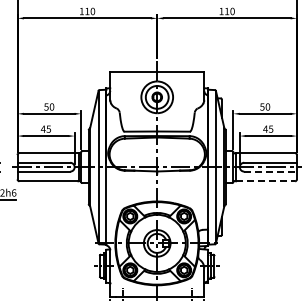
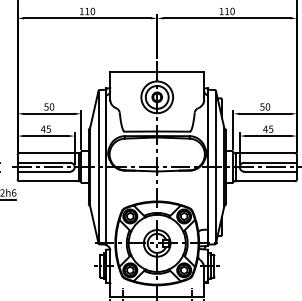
line: dashed -> solid (271, 171)
line: dashed -> solid (265, 181)
